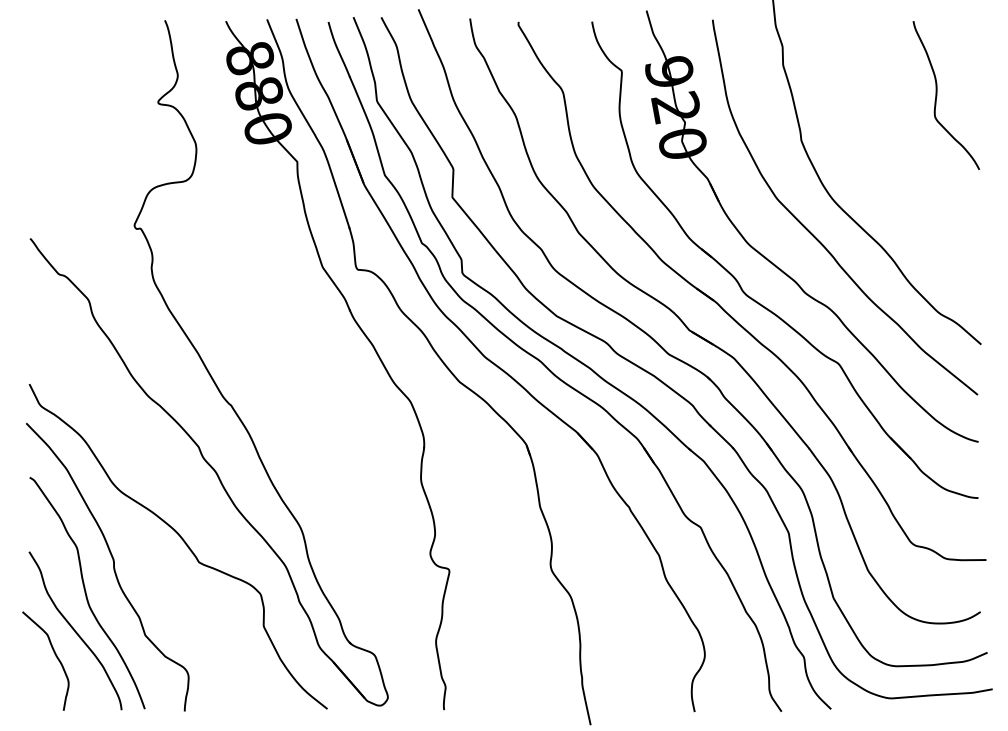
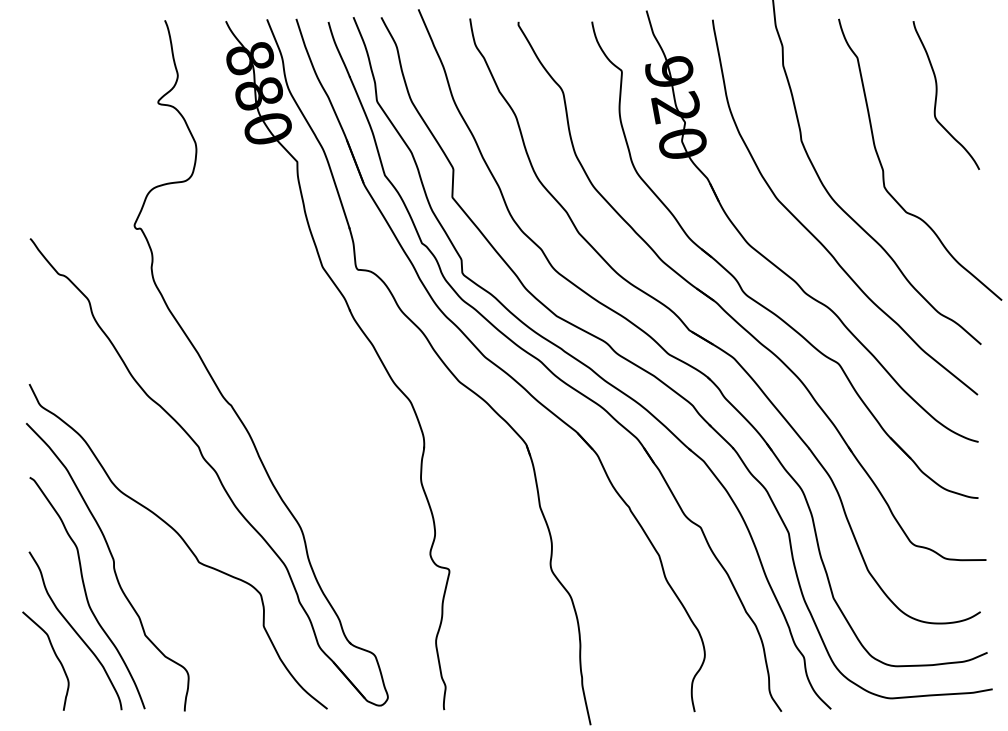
curve: none -> present (884, 171)
